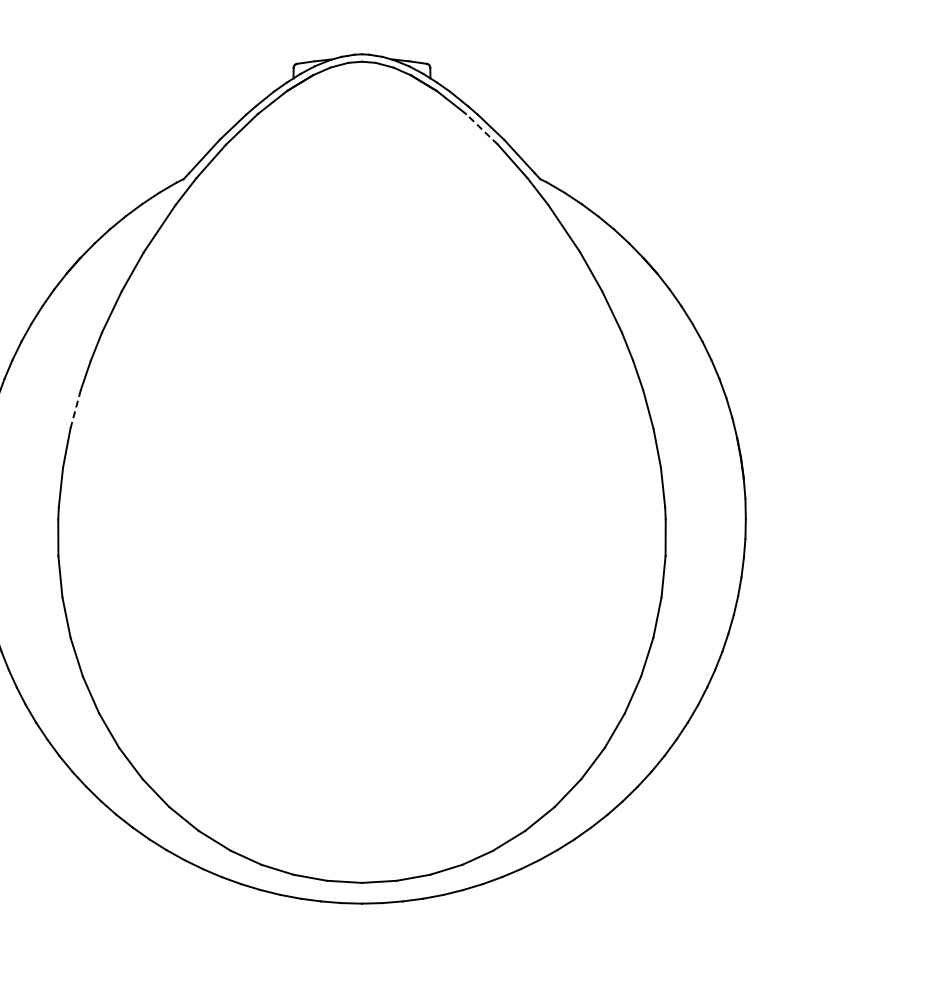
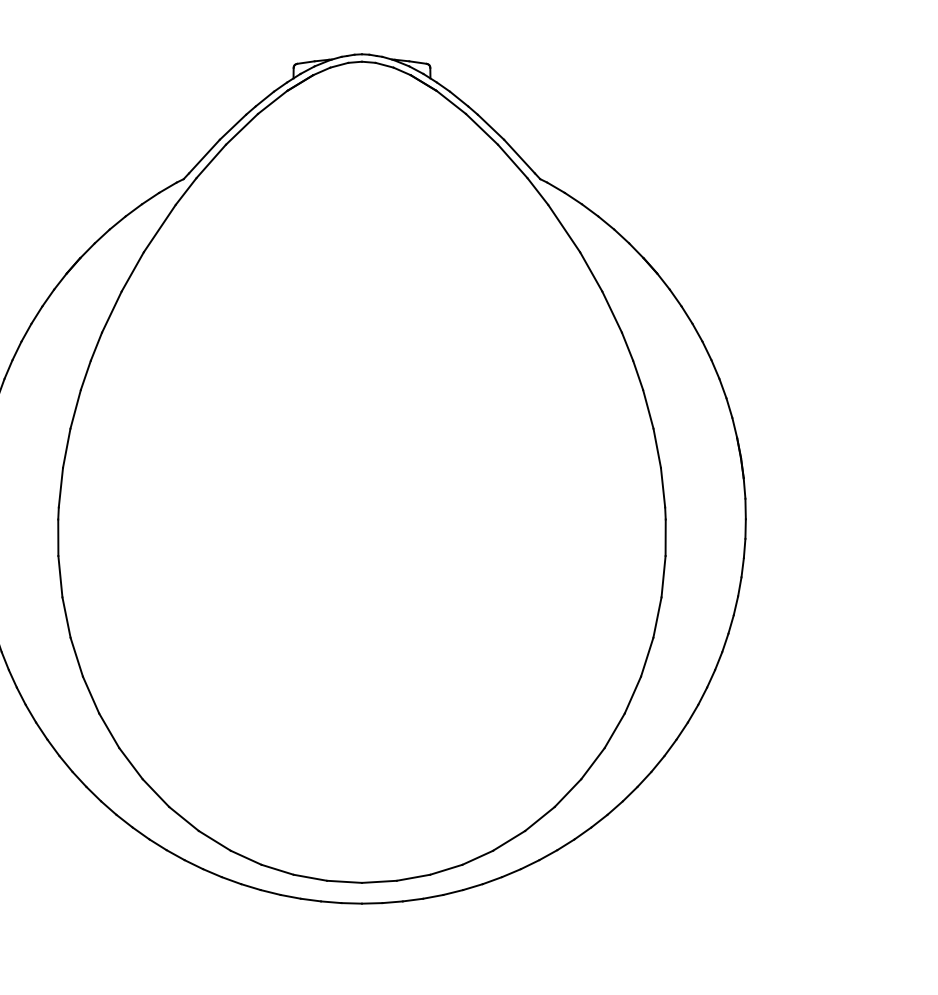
line: dashed -> solid (481, 128)
line: dashed -> solid (75, 408)
